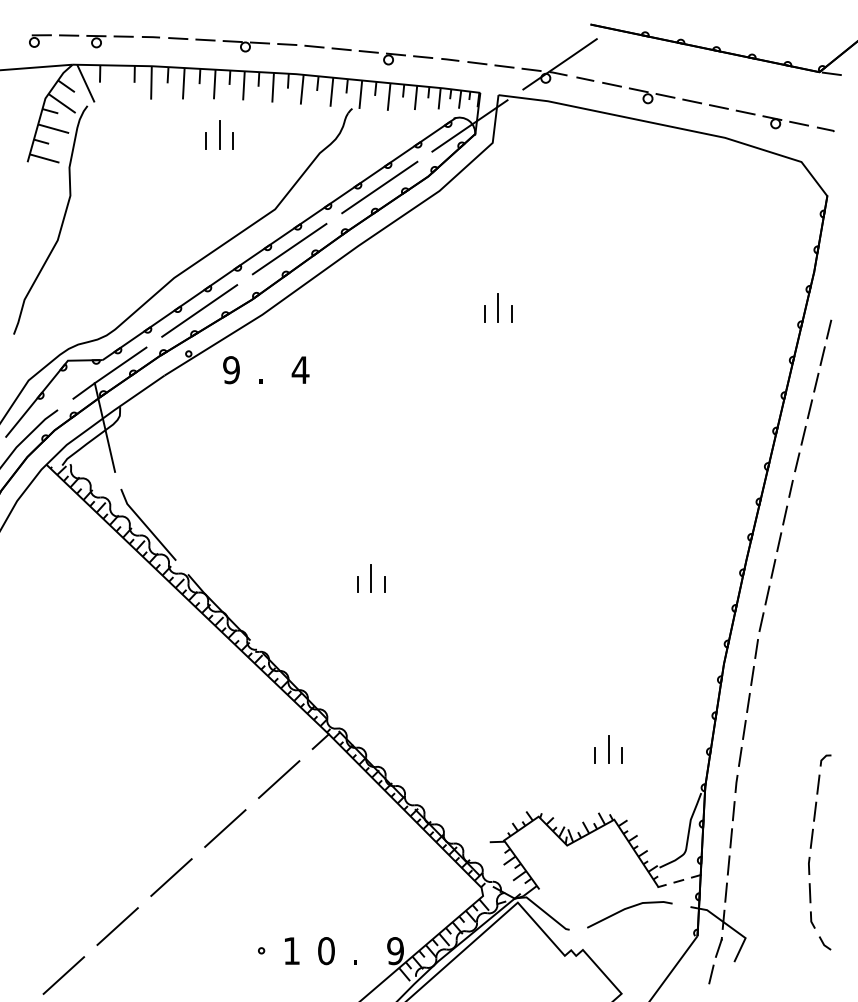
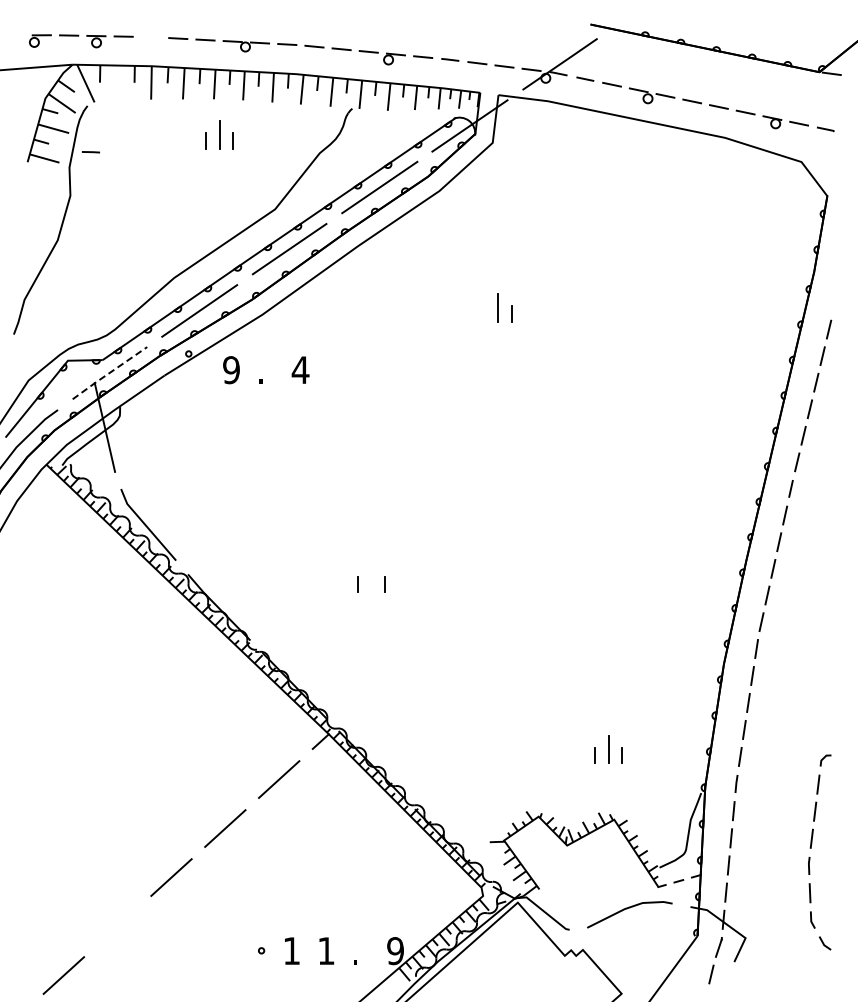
line position: (150, 37) -> (90, 152) (90, 152)
line: present -> none (484, 313)
line: solid -> dashed (109, 373)
line: present -> none (371, 577)
line: present -> none (117, 926)
text: 0 -> 1 (326, 951)
